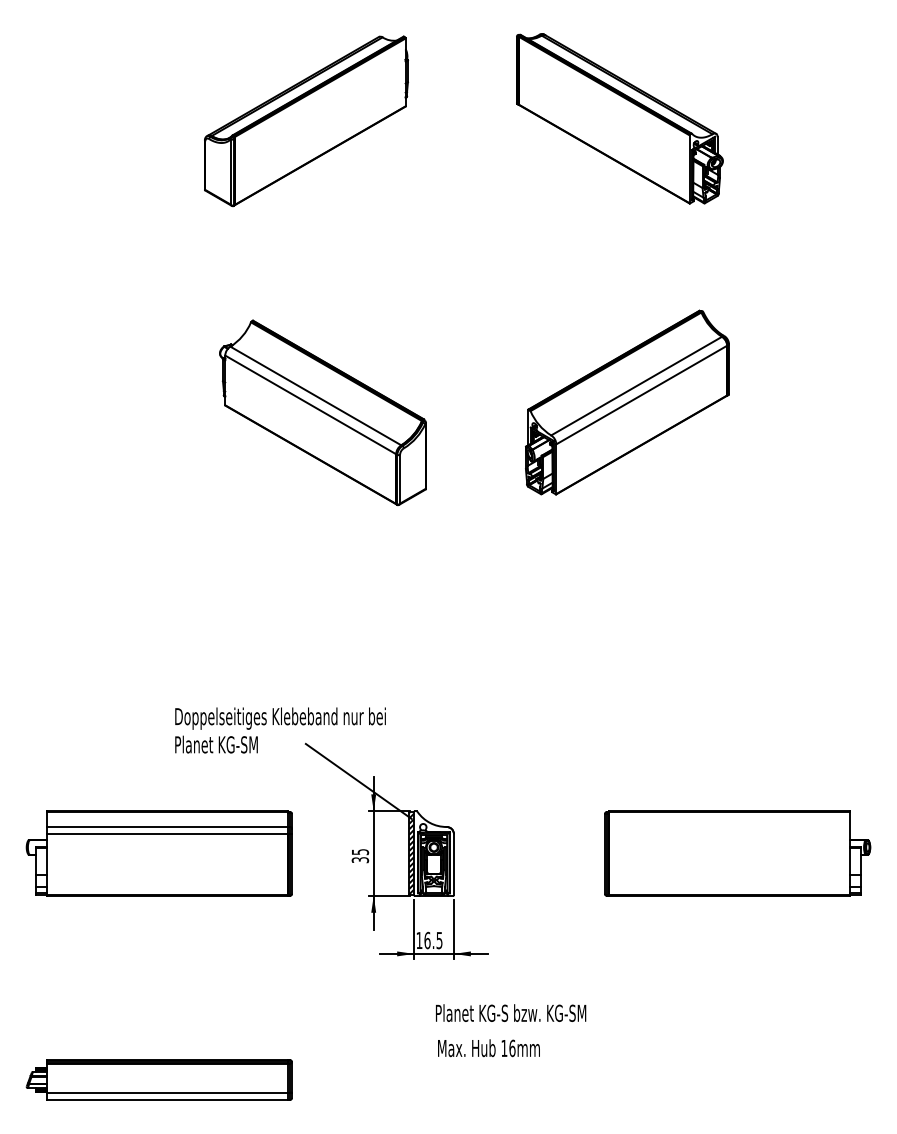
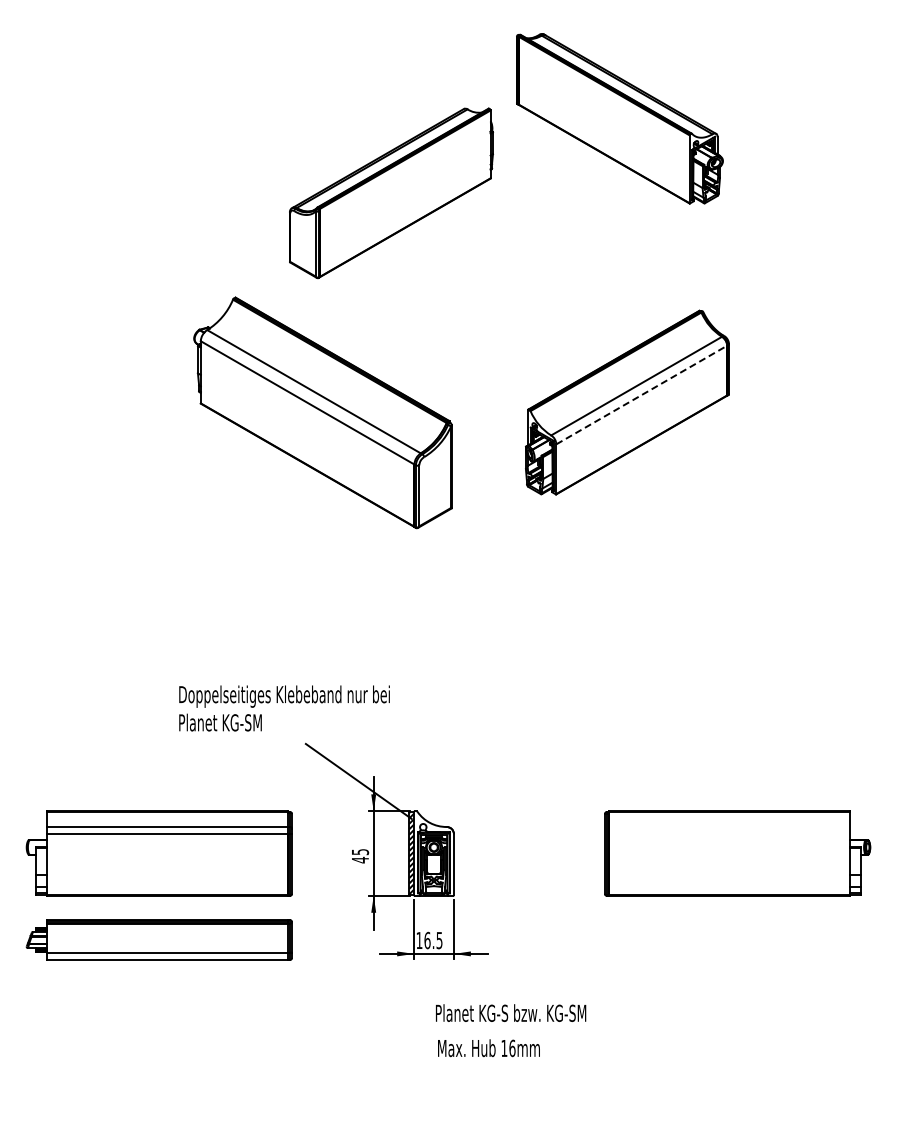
part position: (306, 121) -> (391, 193) (391, 193)
line: solid -> dashed (641, 395)
part size: 208x188 px -> 260x234 px (322, 412)
text position: (280, 730) -> (284, 708) (284, 708)
text: 35 -> 45 (360, 859)
part position: (158, 1079) -> (158, 939) (158, 939)
